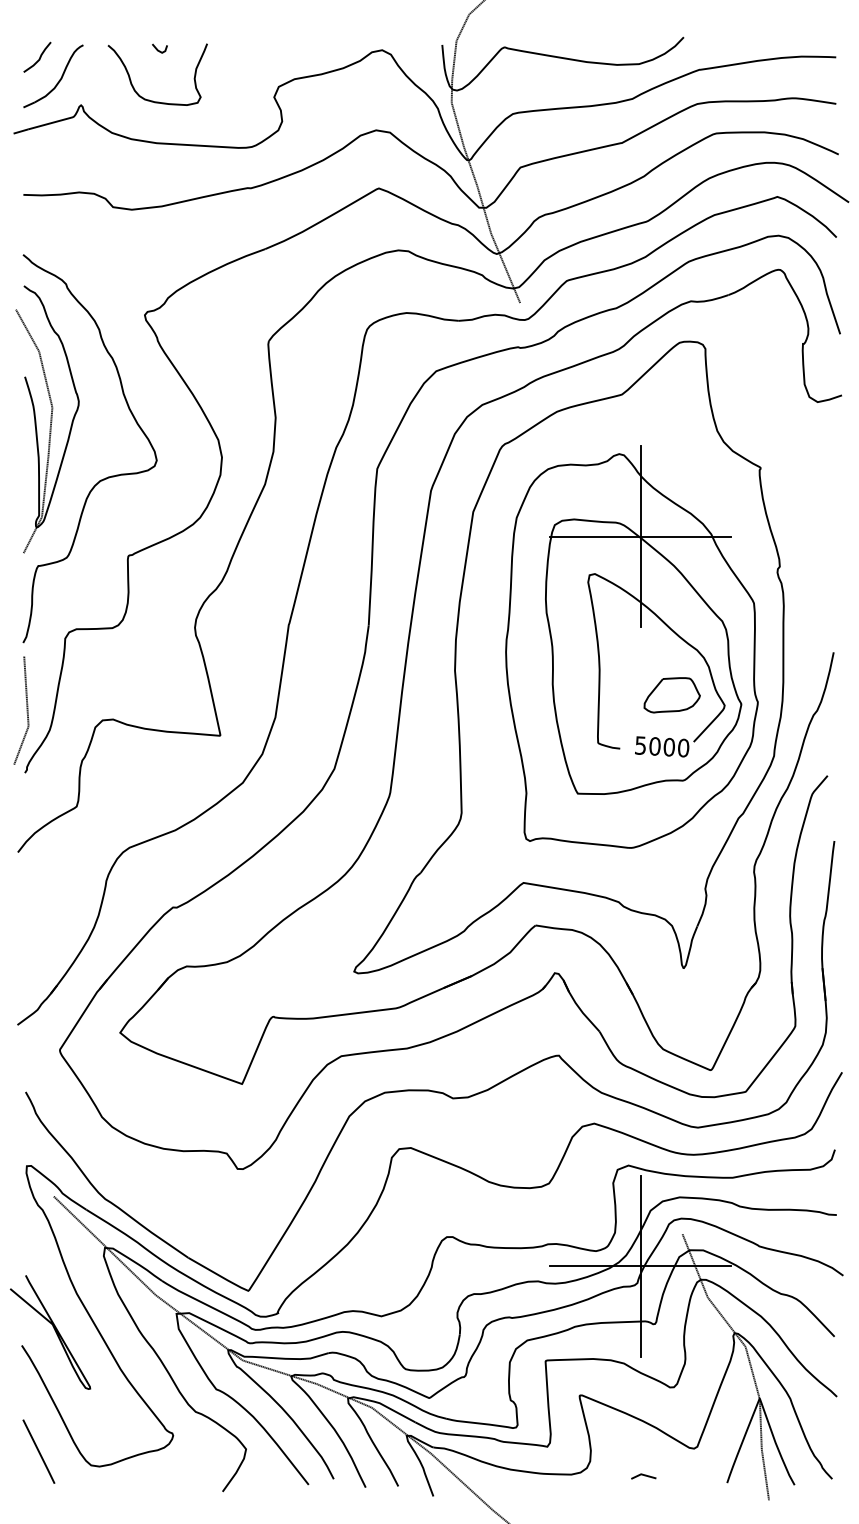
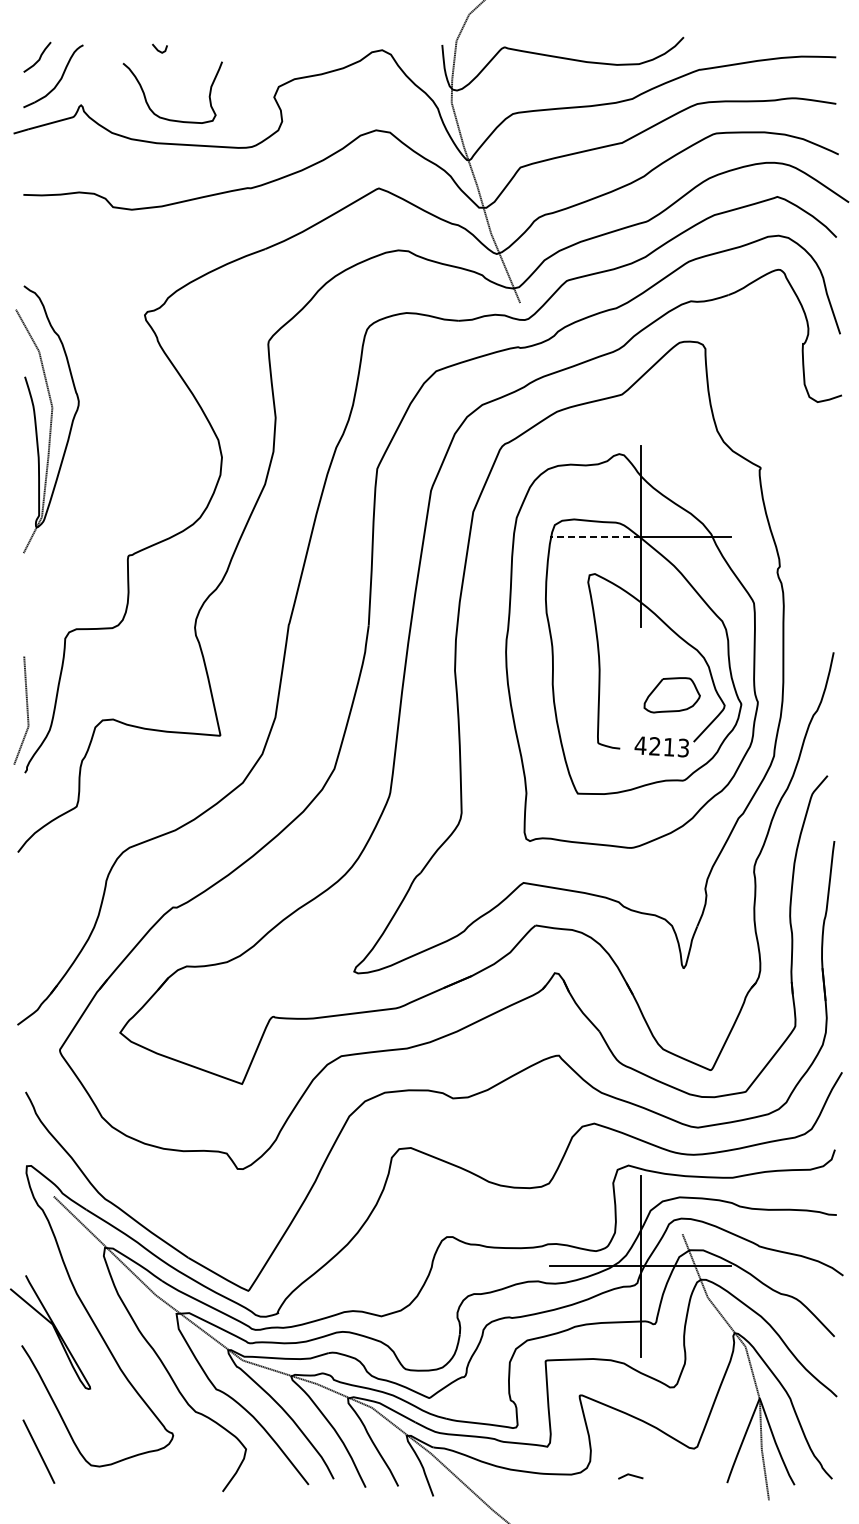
curve position: (149, 99) -> (164, 117) (164, 117)
curve: present -> none (103, 478)
line: solid -> dashed (594, 536)
text: 5000 -> 4213 (661, 746)
line position: (643, 1475) -> (630, 1475) (630, 1475)
